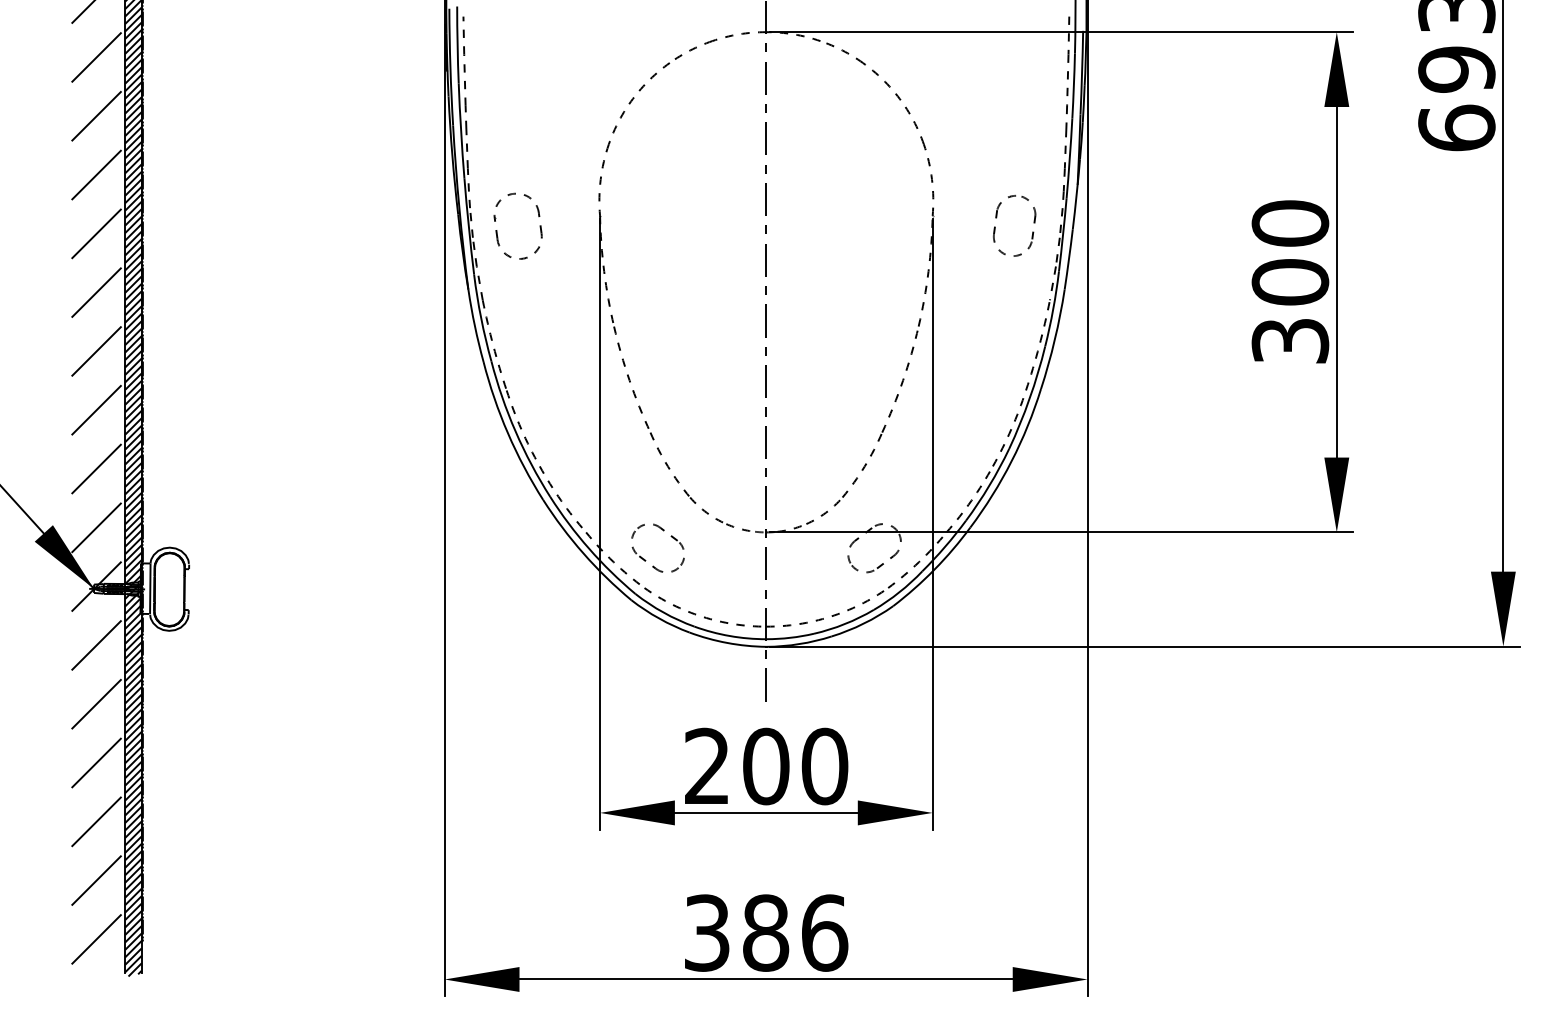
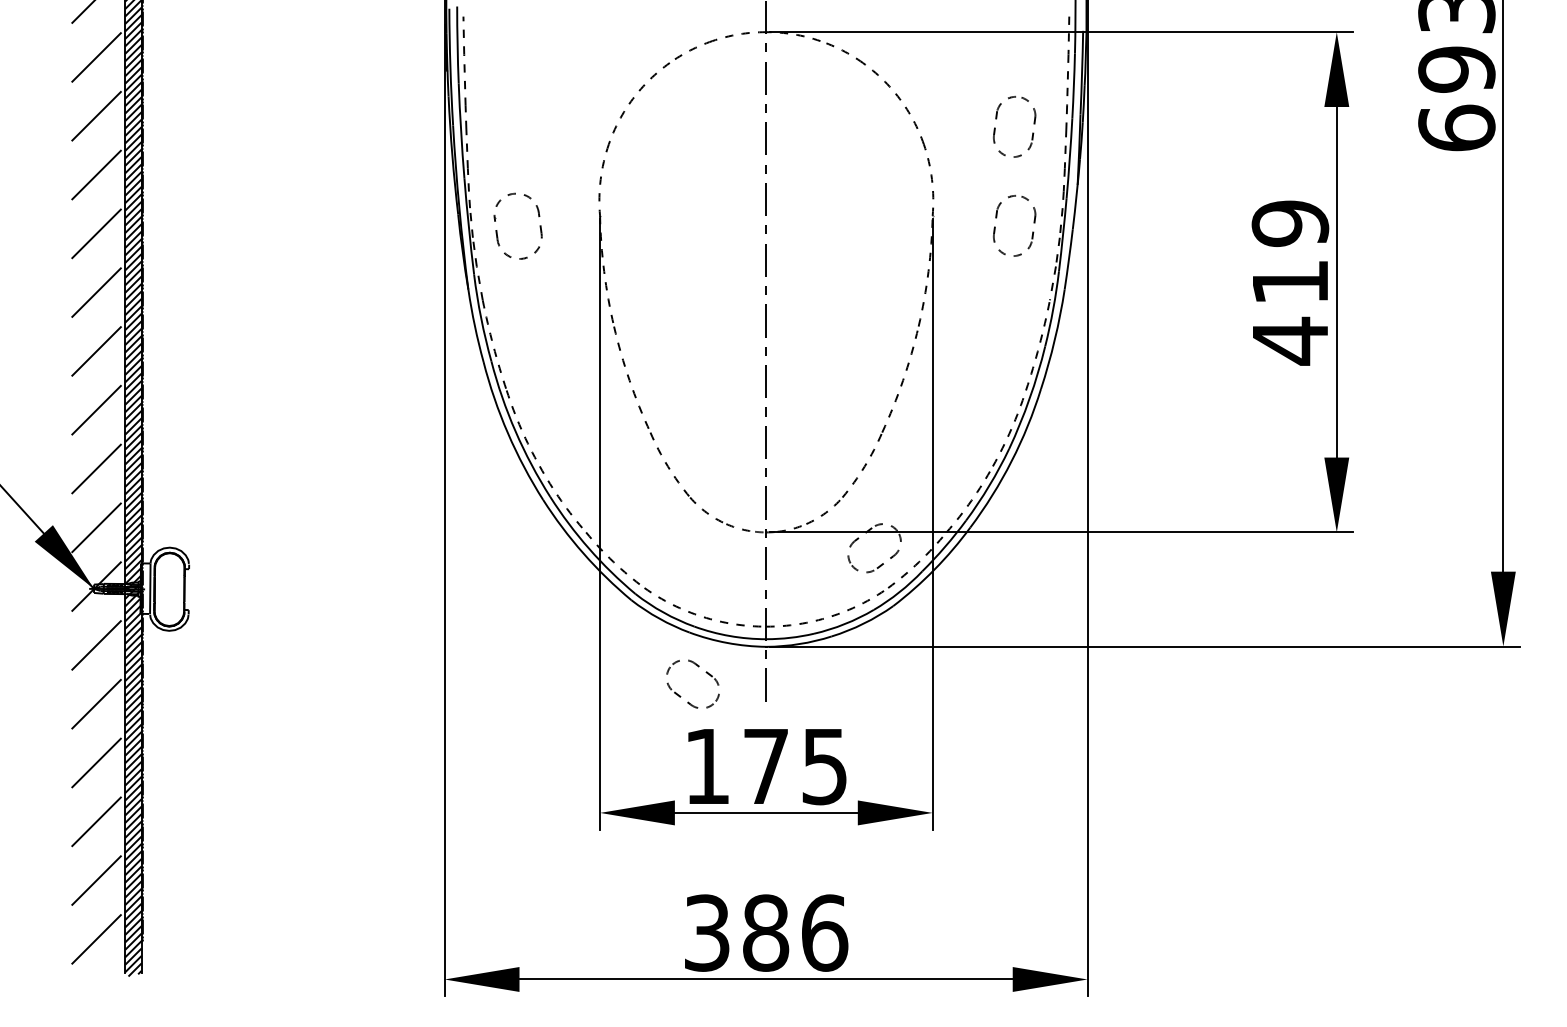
part: none -> present (997, 118)
text: 300 -> 419 (1290, 282)
part position: (645, 559) -> (680, 695) (680, 695)
text: 200 -> 175 (766, 766)
